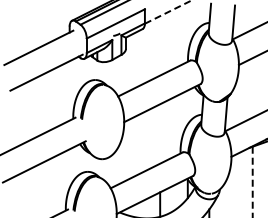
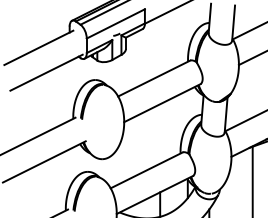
line: dashed -> solid (168, 11)
line: dashed -> solid (252, 182)
